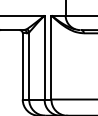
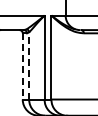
line: solid -> dashed (29, 65)
line: solid -> dashed (22, 66)
